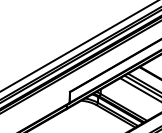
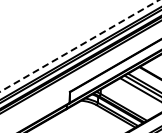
line: solid -> dashed (79, 46)
